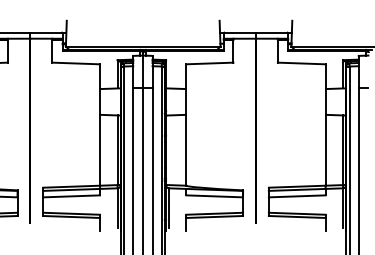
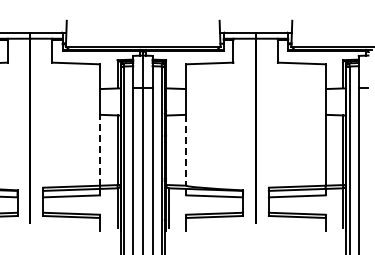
line: solid -> dashed (100, 149)
line: solid -> dashed (186, 150)
